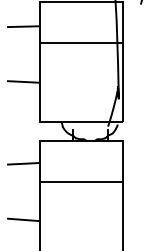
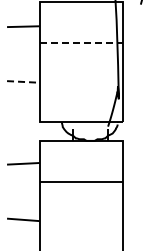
line: solid -> dashed (81, 43)
line: solid -> dashed (23, 81)
